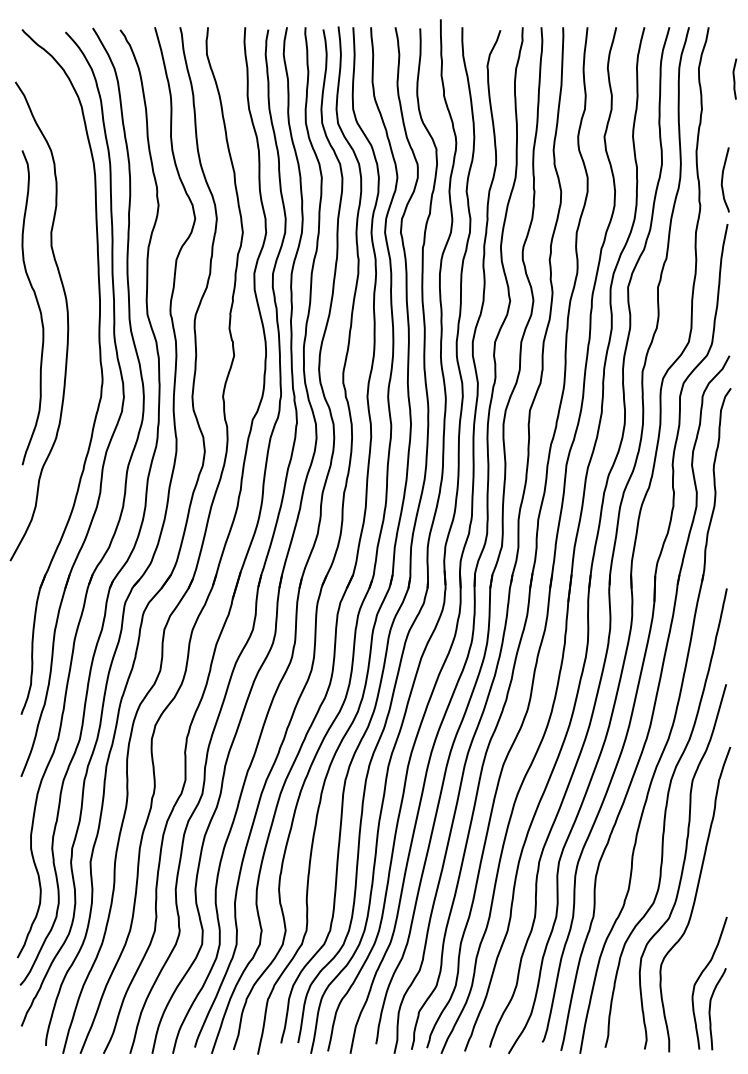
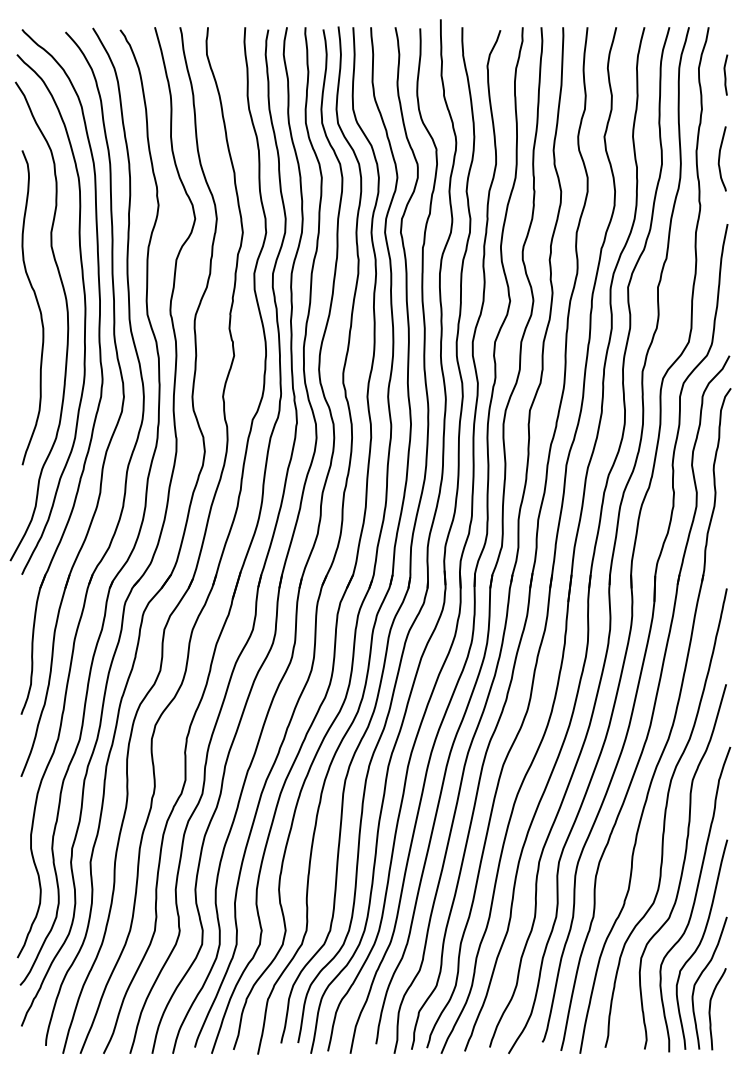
curve position: (734, 78) -> (725, 74) (725, 74)
curve position: (723, 179) -> (720, 158) (720, 158)
curve: none -> present (84, 314)
curve: none -> present (700, 944)
